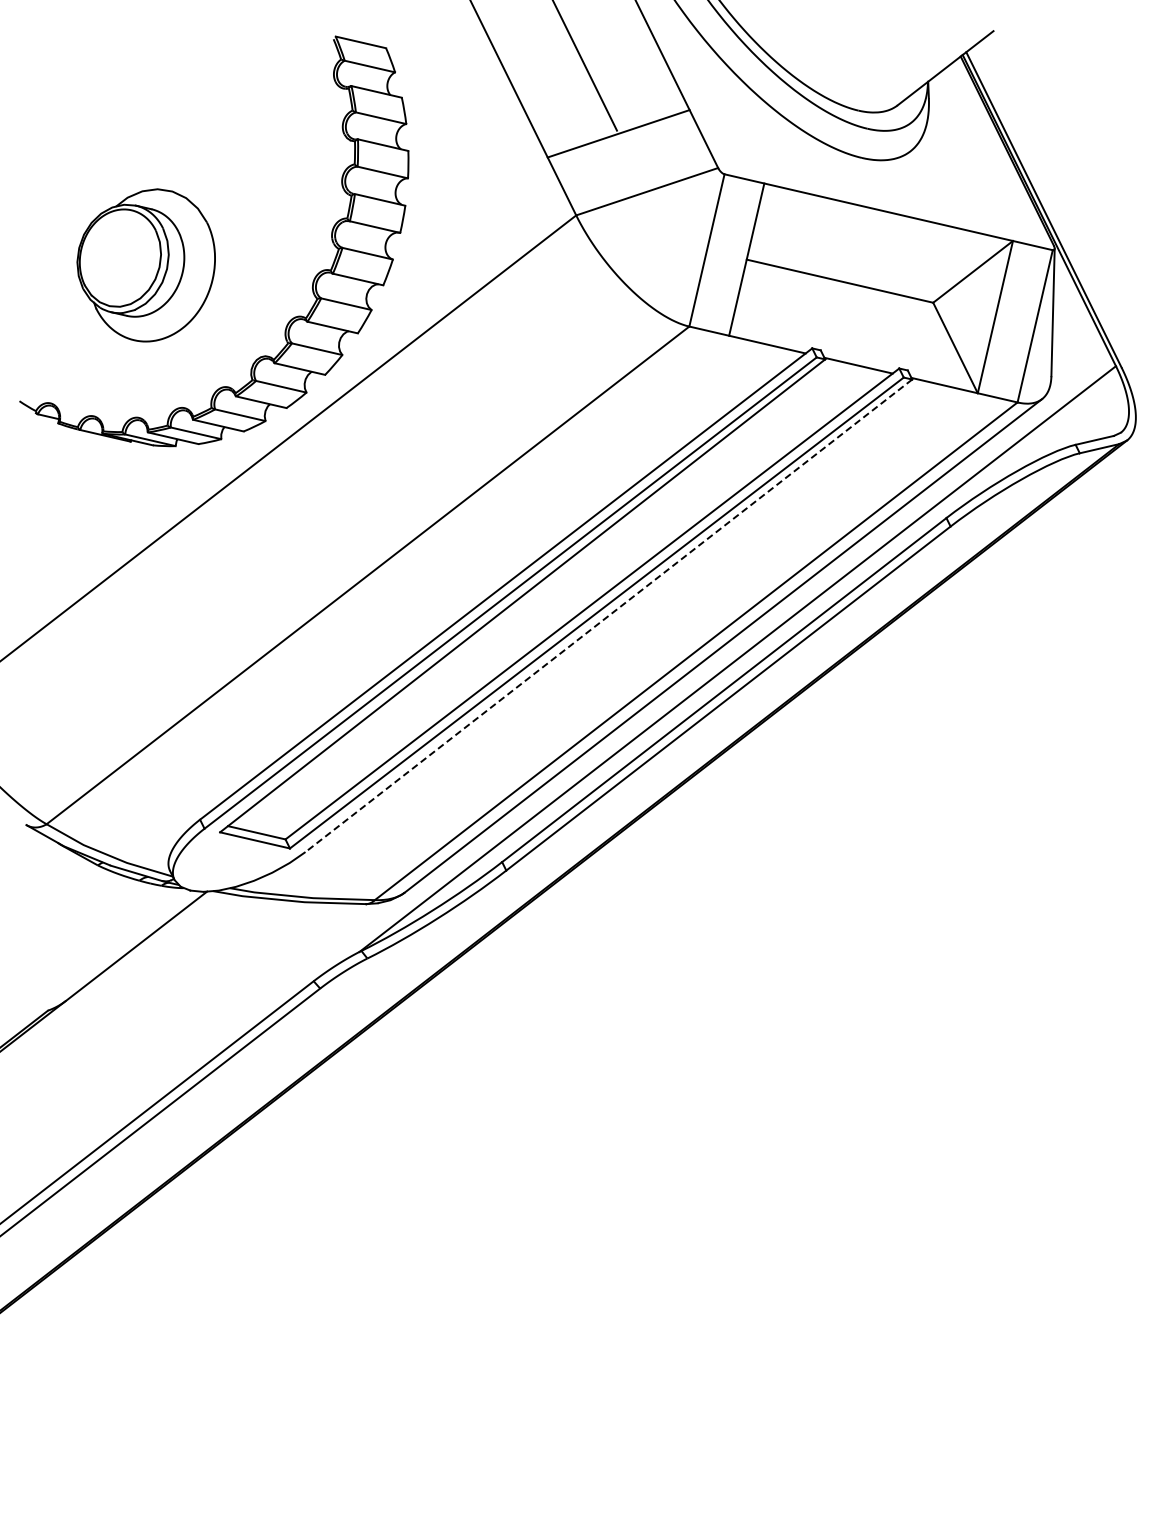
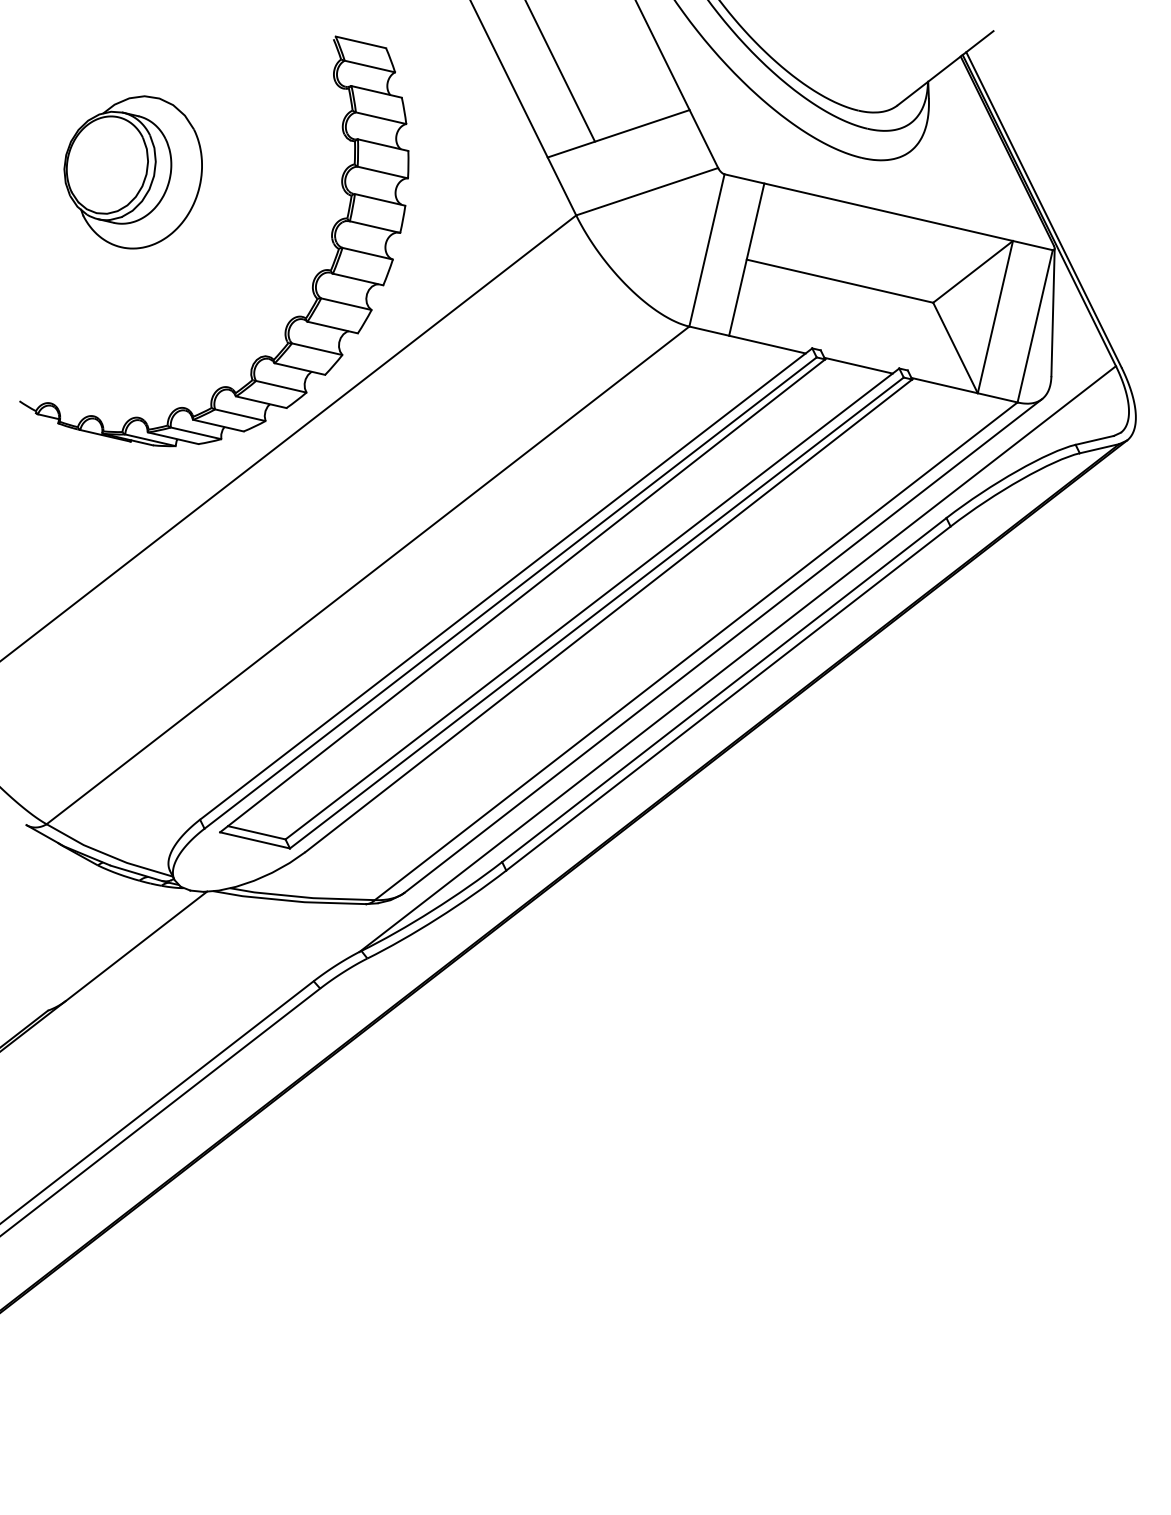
line position: (585, 66) -> (560, 71) (560, 71)
part position: (145, 265) -> (132, 172) (132, 172)
line: dashed -> solid (608, 615)
